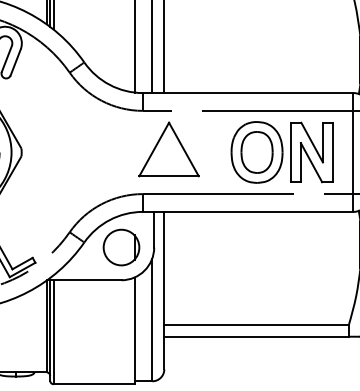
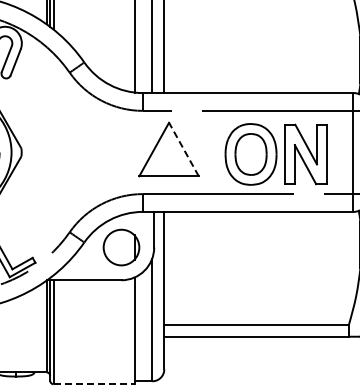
line: solid -> dashed (183, 149)
part position: (281, 152) -> (275, 154) (275, 154)
line: solid -> dashed (94, 384)
